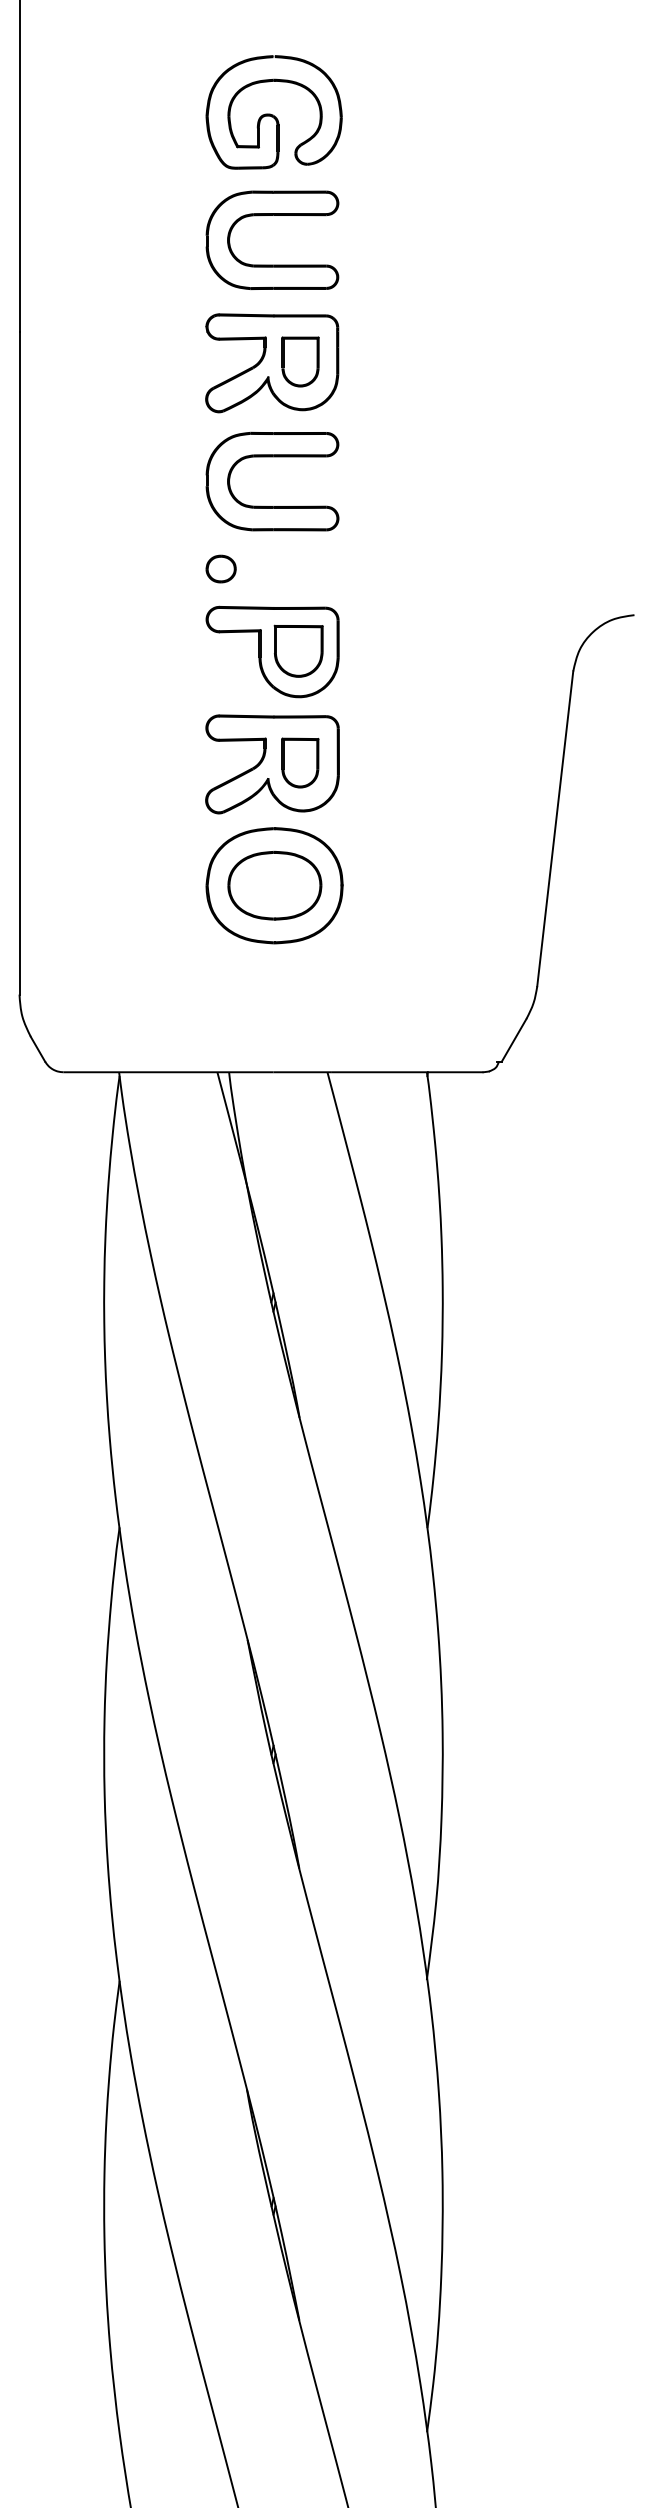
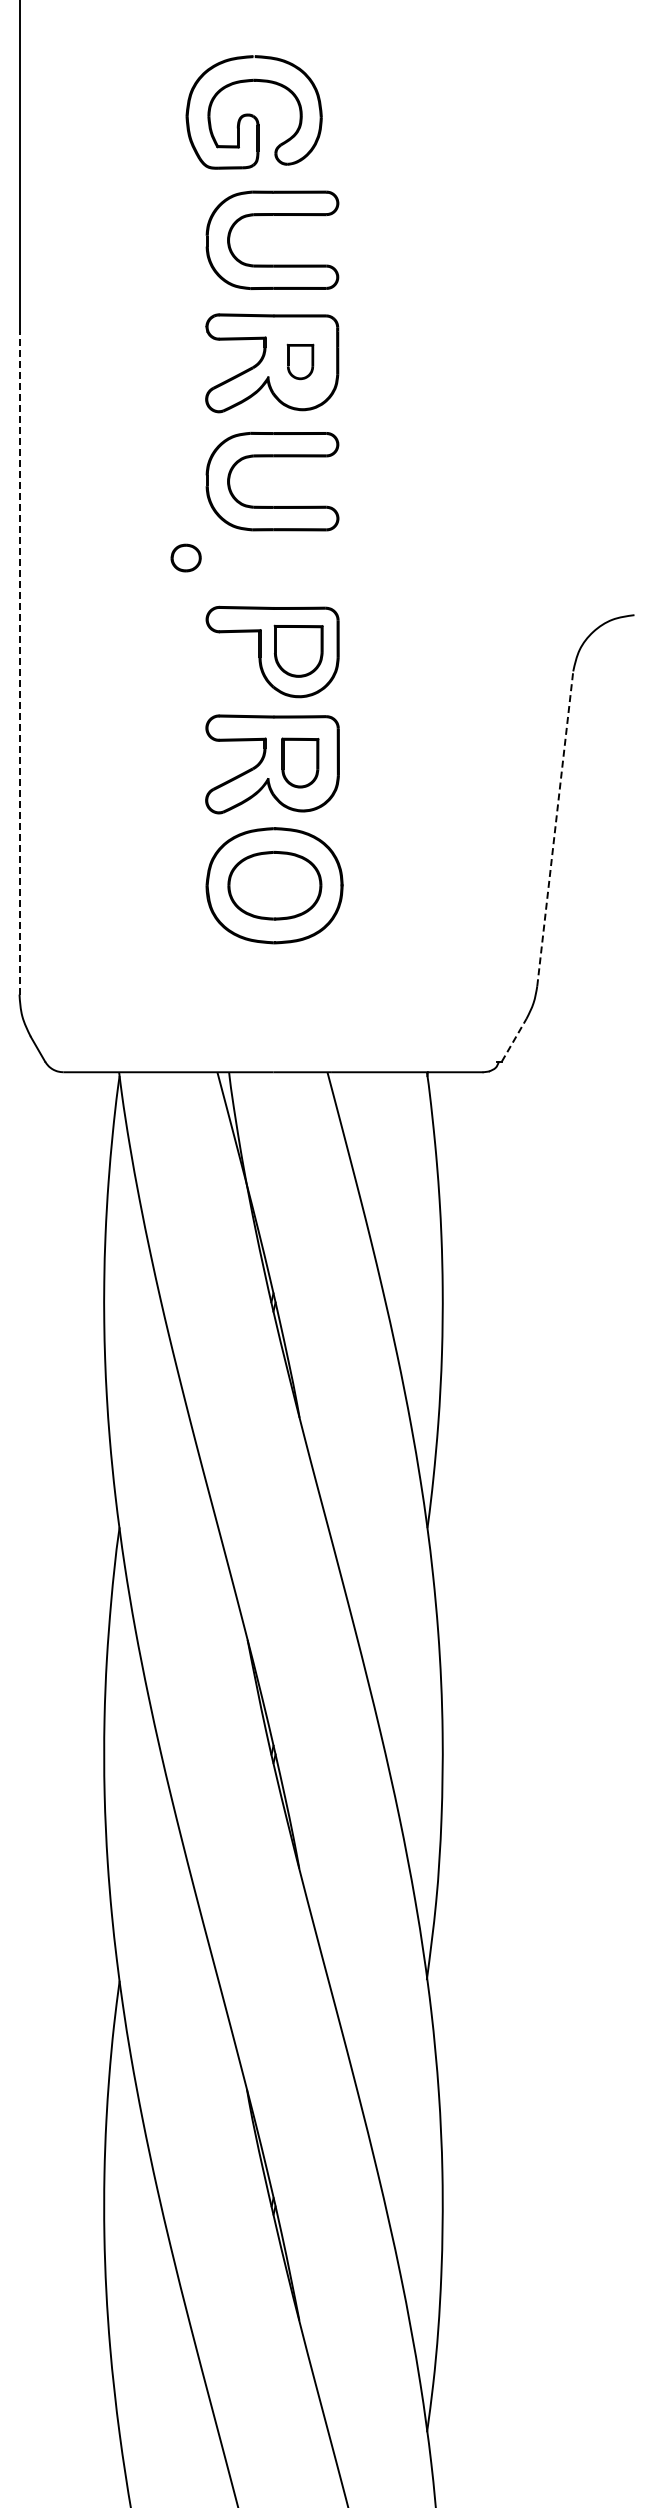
part position: (273, 112) -> (253, 112) (253, 112)
part size: 39x52 px -> 29x38 px (300, 361)
part position: (220, 568) -> (185, 557) (185, 557)
line: solid -> dashed (19, 663)
line: solid -> dashed (555, 828)
line: solid -> dashed (514, 1040)
